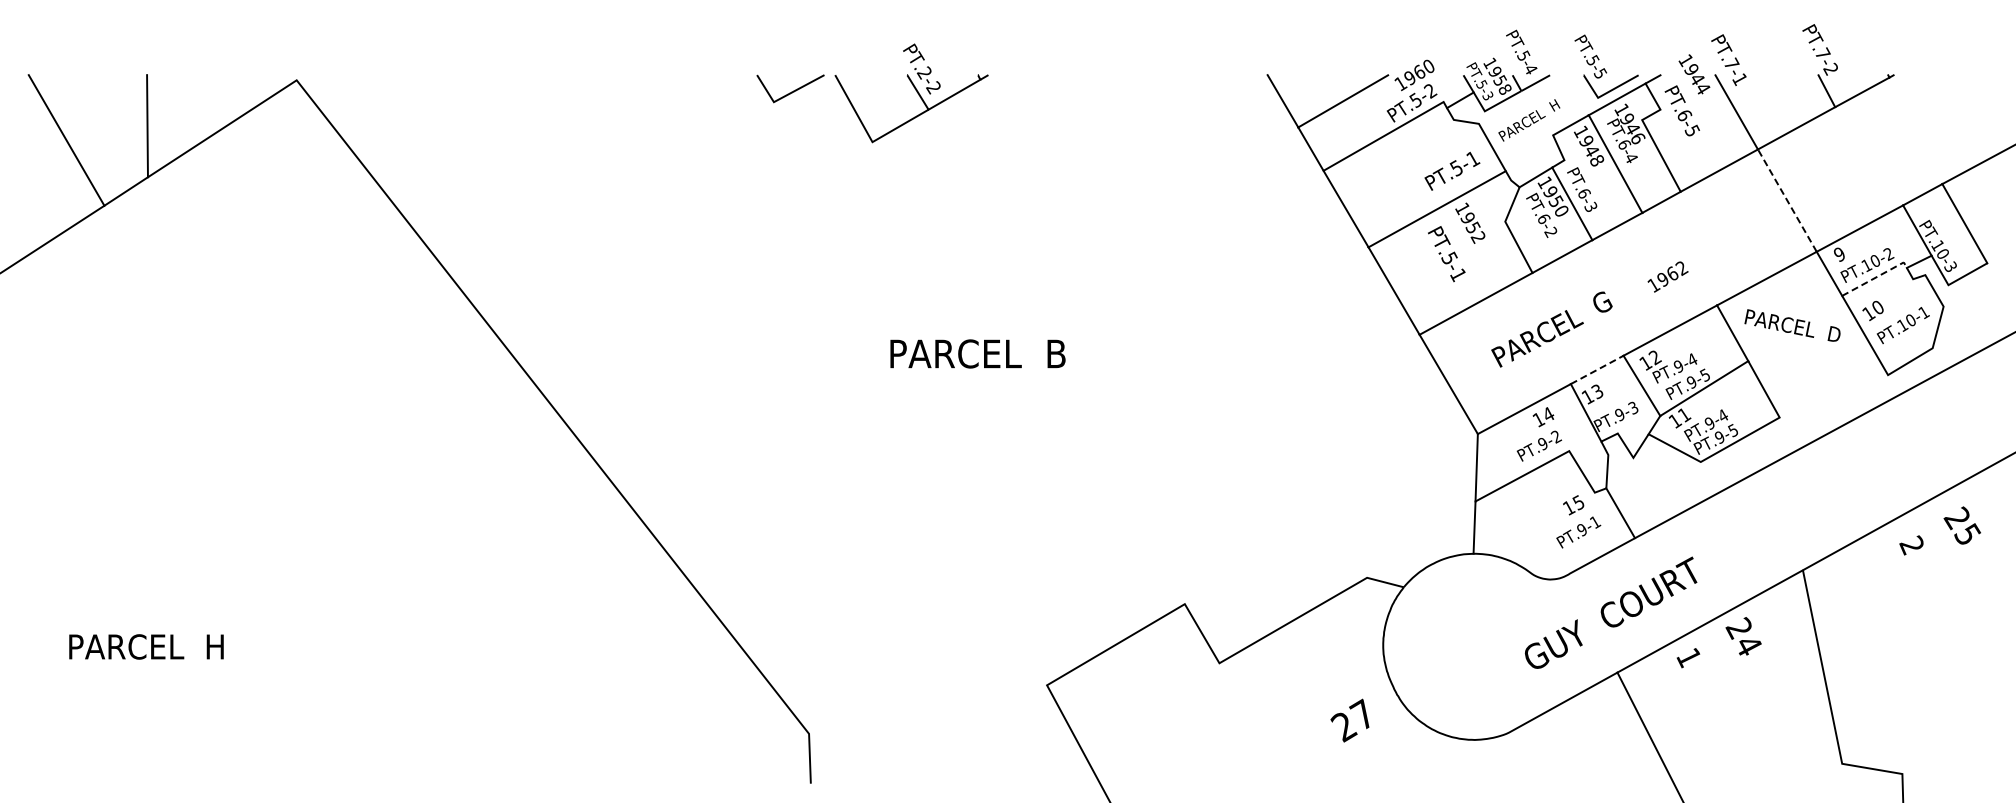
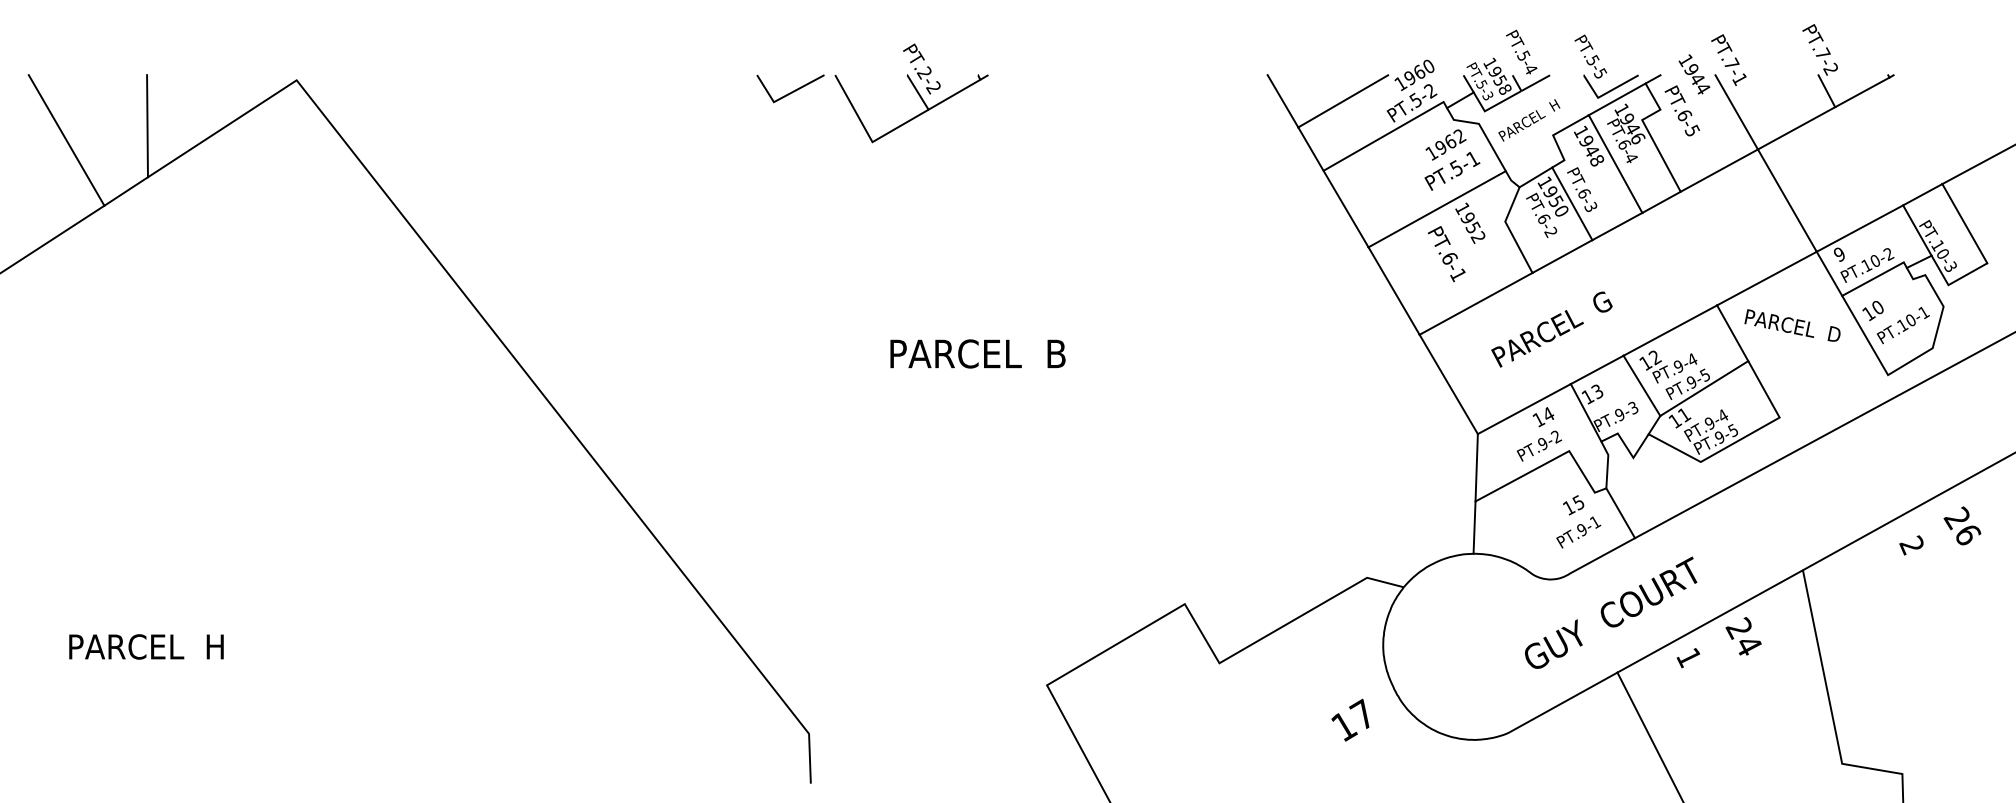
line: dashed -> solid (1787, 200)
text: PT.5-1 -> PT.6-1 (1449, 257)
text position: (1667, 276) -> (1445, 144) (1445, 144)
line: dashed -> solid (1876, 277)
line: dashed -> solid (1597, 369)
text: 25 -> 26 (1967, 534)
text: 27 -> 17 (1343, 727)
